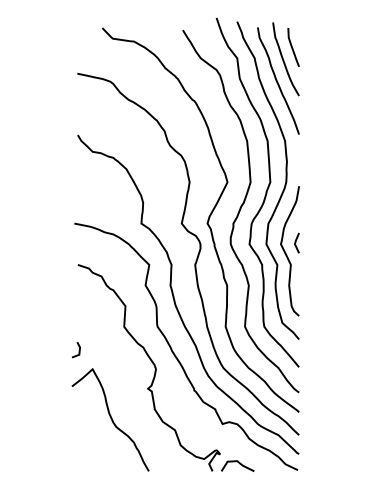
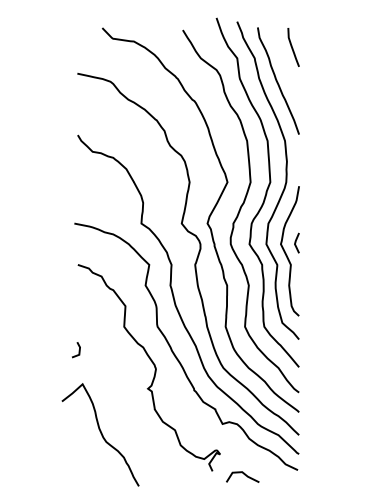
curve: present -> none (284, 60)
curve position: (110, 418) -> (100, 433) (100, 433)
line position: (238, 463) -> (243, 474) (243, 474)
